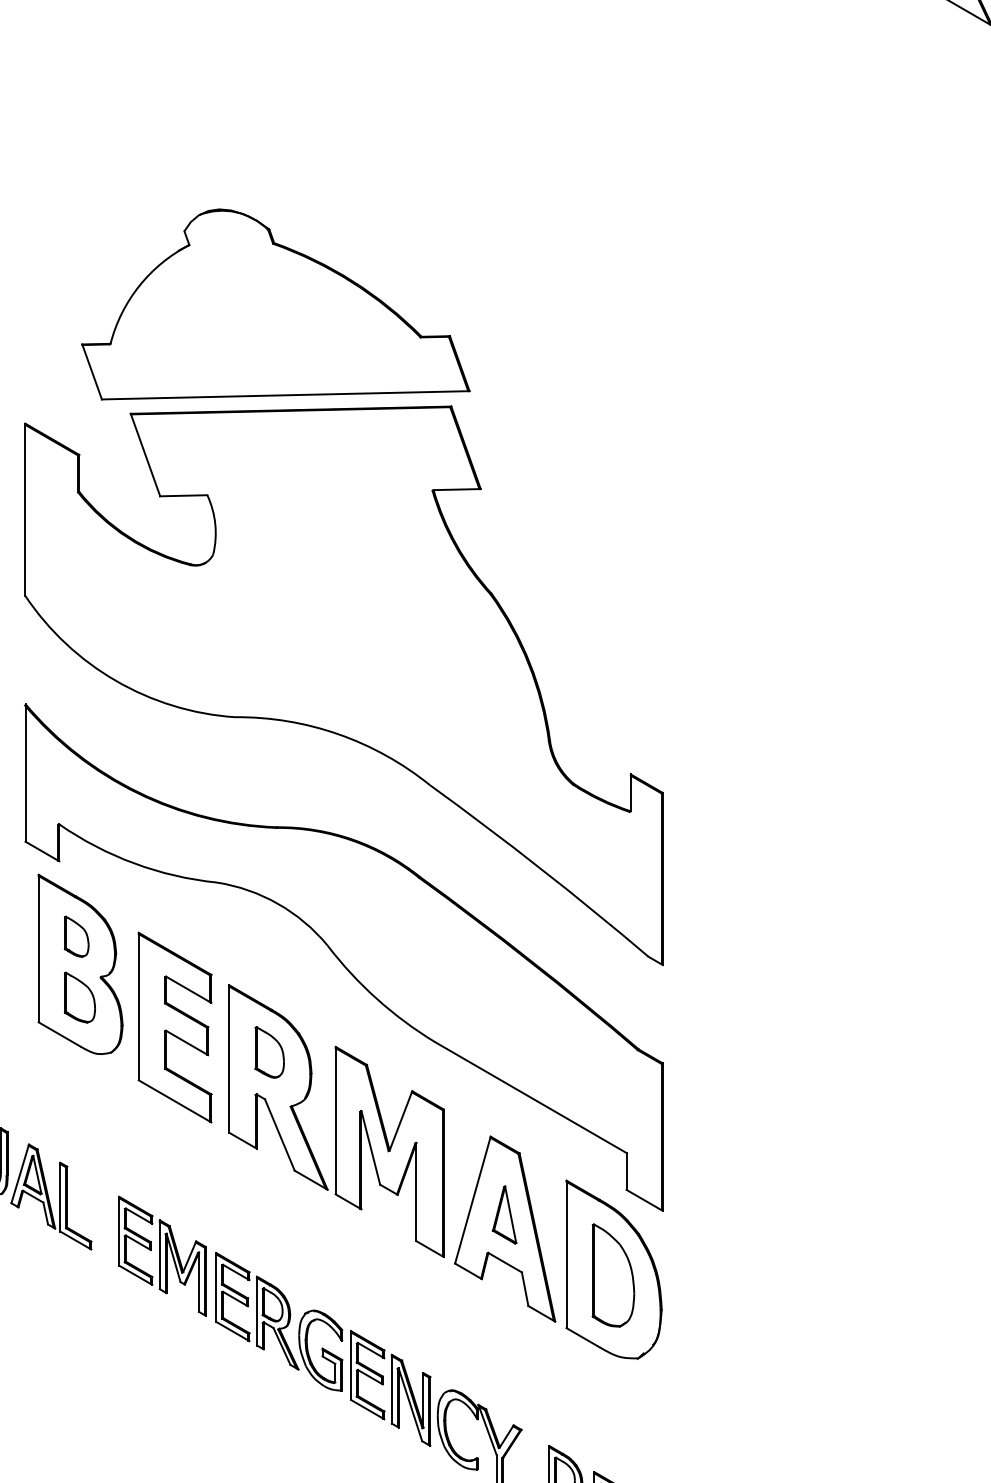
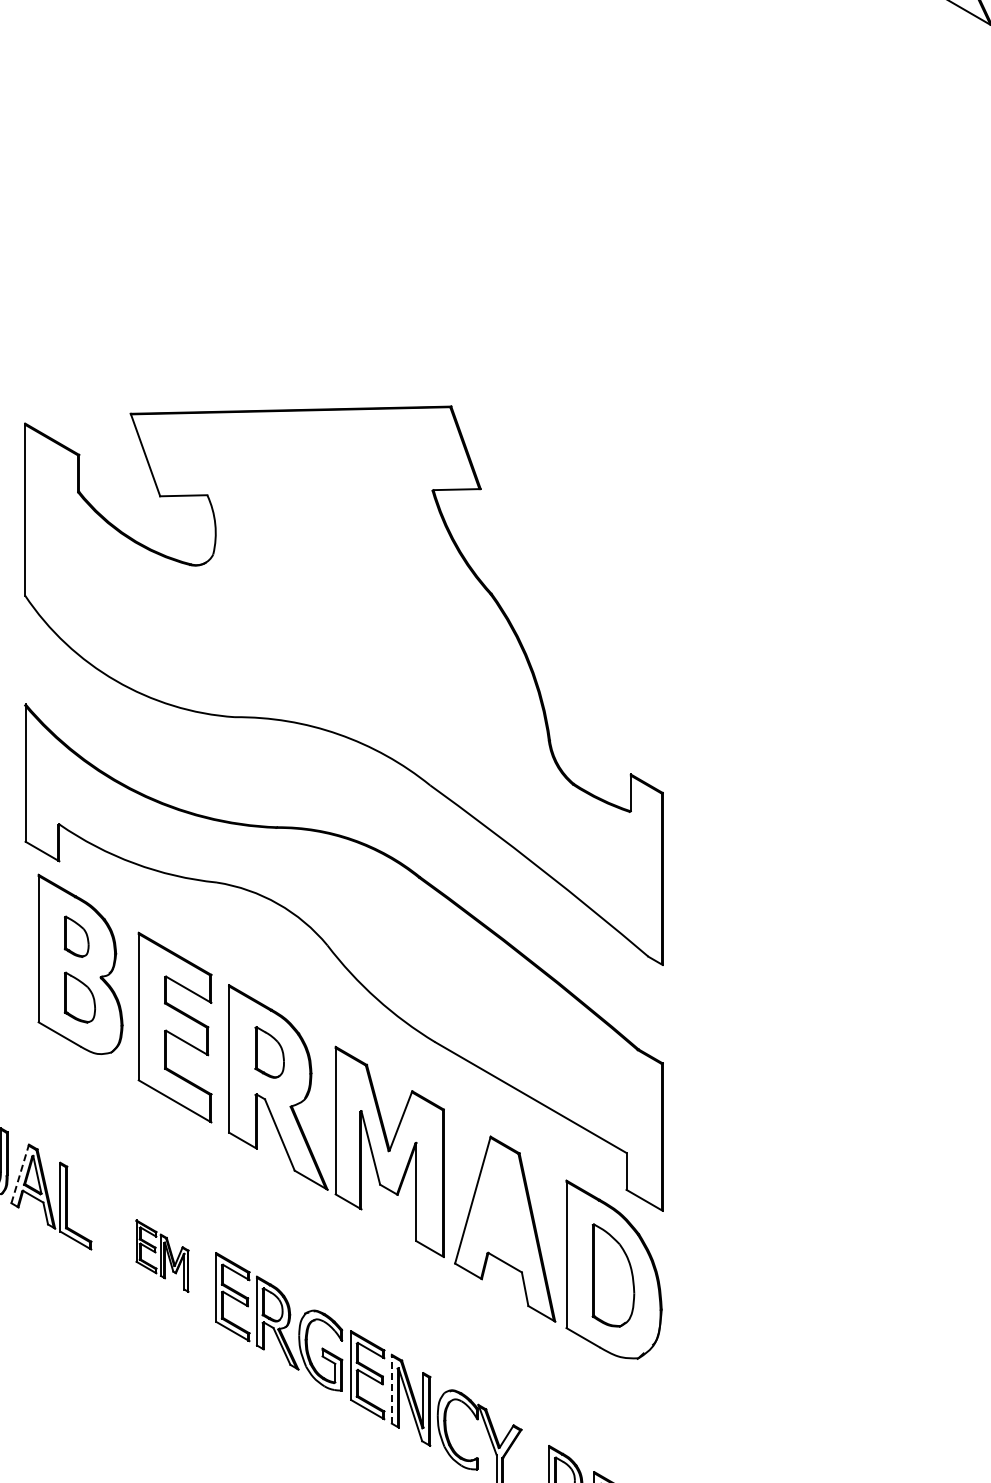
part: present -> none (275, 304)
line: solid -> dashed (20, 1173)
part: present -> none (504, 1214)
part size: 89x122 px -> 55x74 px (162, 1255)
line: solid -> dashed (391, 1388)
